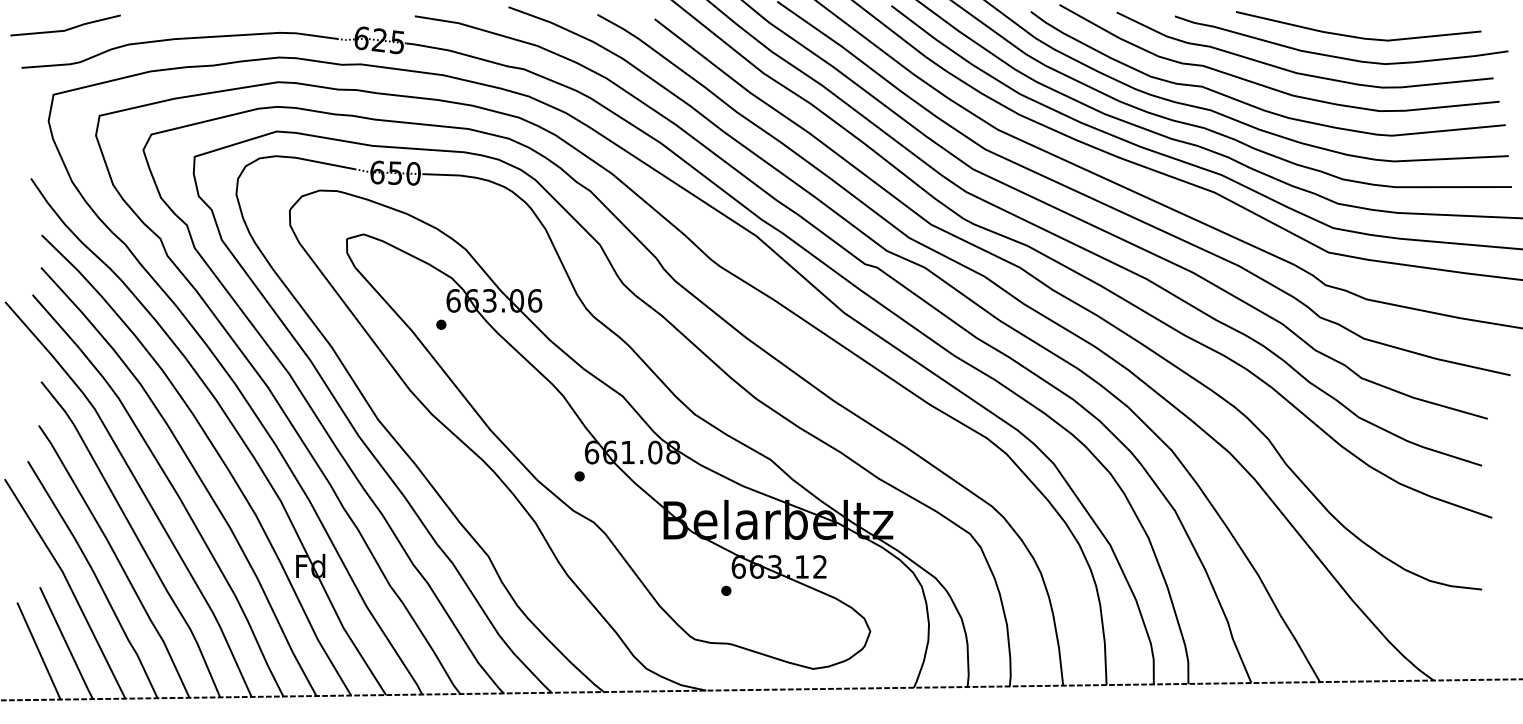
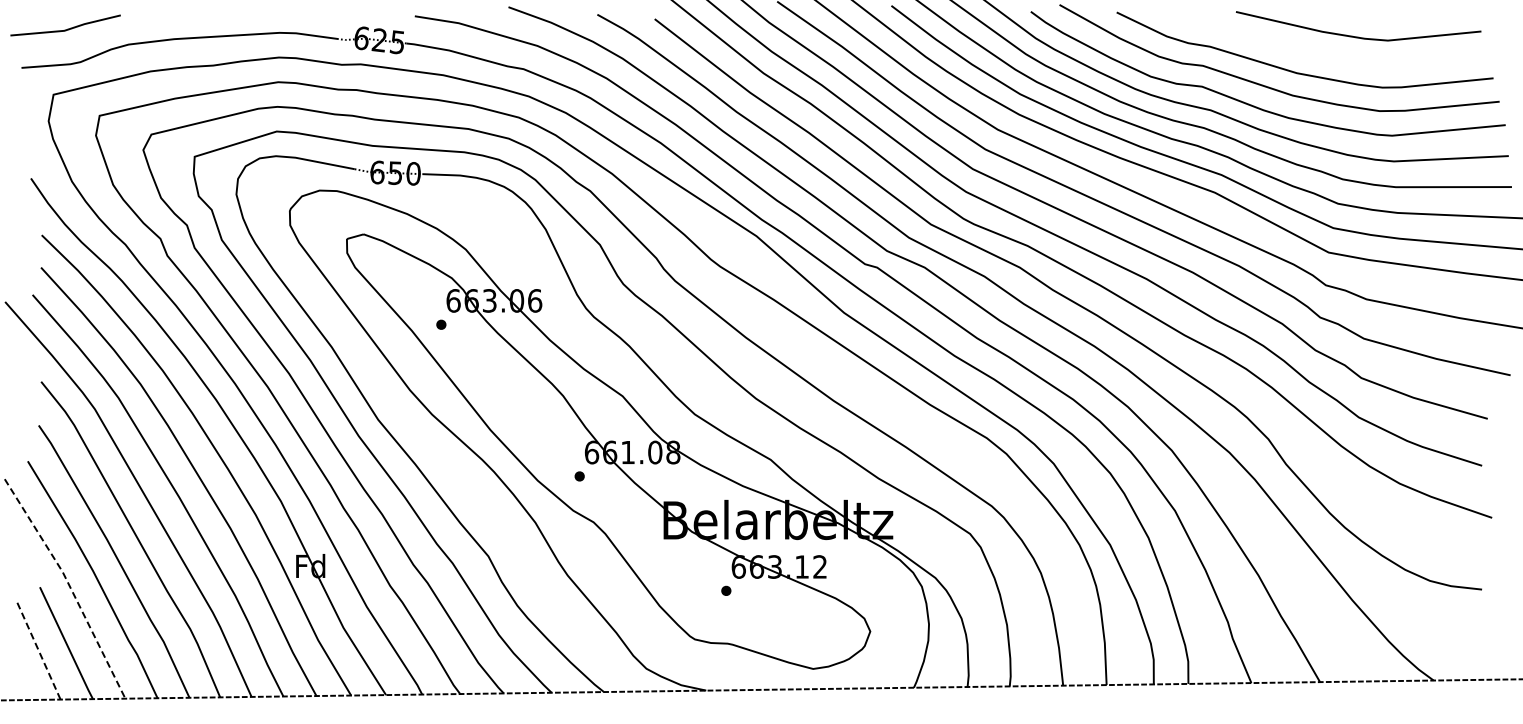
curve: present -> none (1339, 56)
line: solid -> dashed (69, 586)
line: solid -> dashed (38, 650)
